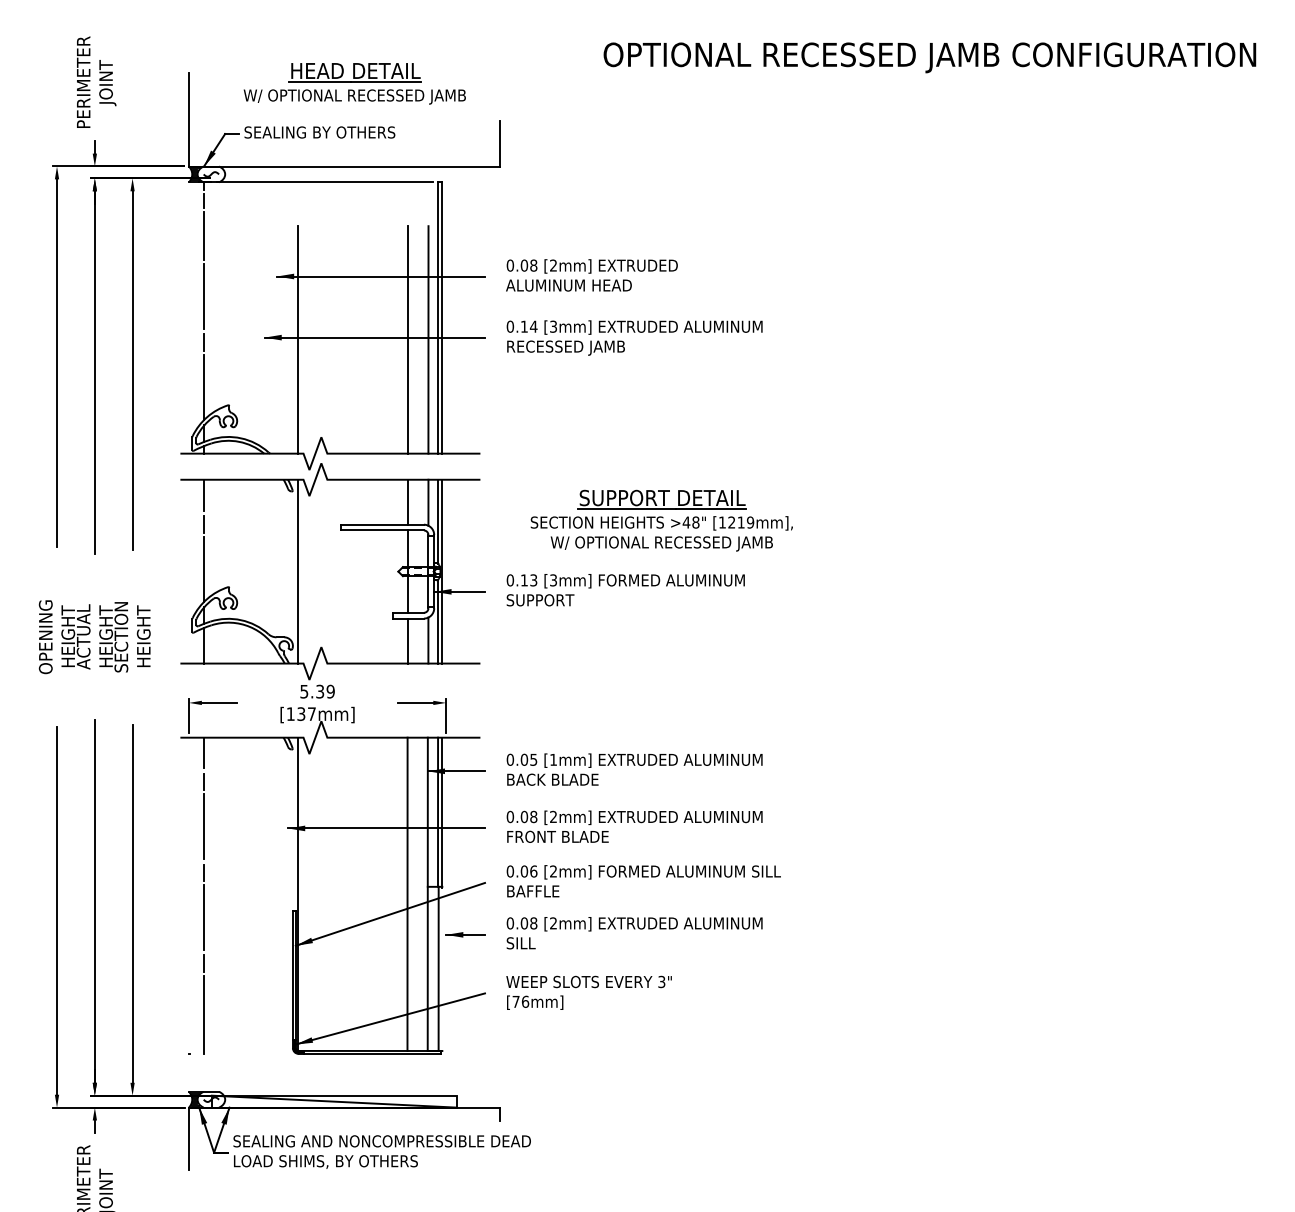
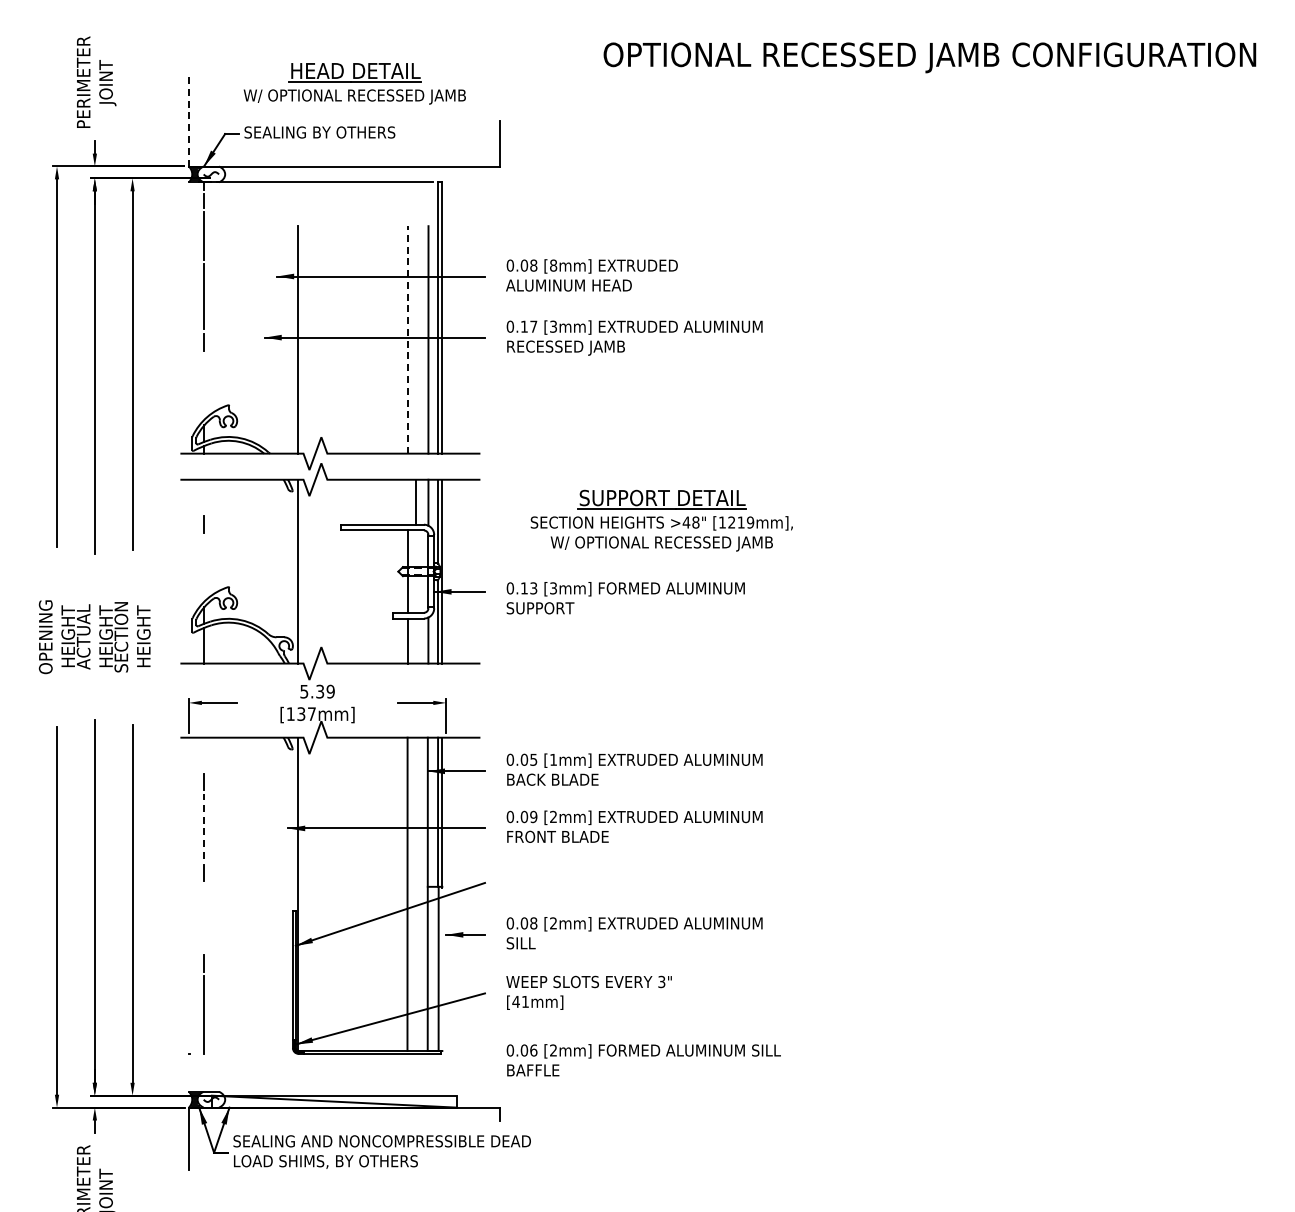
line: solid -> dashed (188, 119)
text: [2mm] -> [8mm] (553, 265)
text: 0.14 -> 0.17 (533, 326)
line: solid -> dashed (407, 339)
line: present -> none (204, 387)
line: present -> none (204, 494)
line position: (407, 501) -> (415, 501) (415, 501)
line: present -> none (204, 568)
text position: (625, 590) -> (625, 598) (625, 598)
line: present -> none (204, 752)
text: 0.08 -> 0.09 (533, 817)
line: solid -> dashed (204, 826)
text position: (643, 881) -> (643, 1060) (643, 1060)
line: present -> none (204, 917)
text: [76mm] -> [41mm] (520, 1001)
